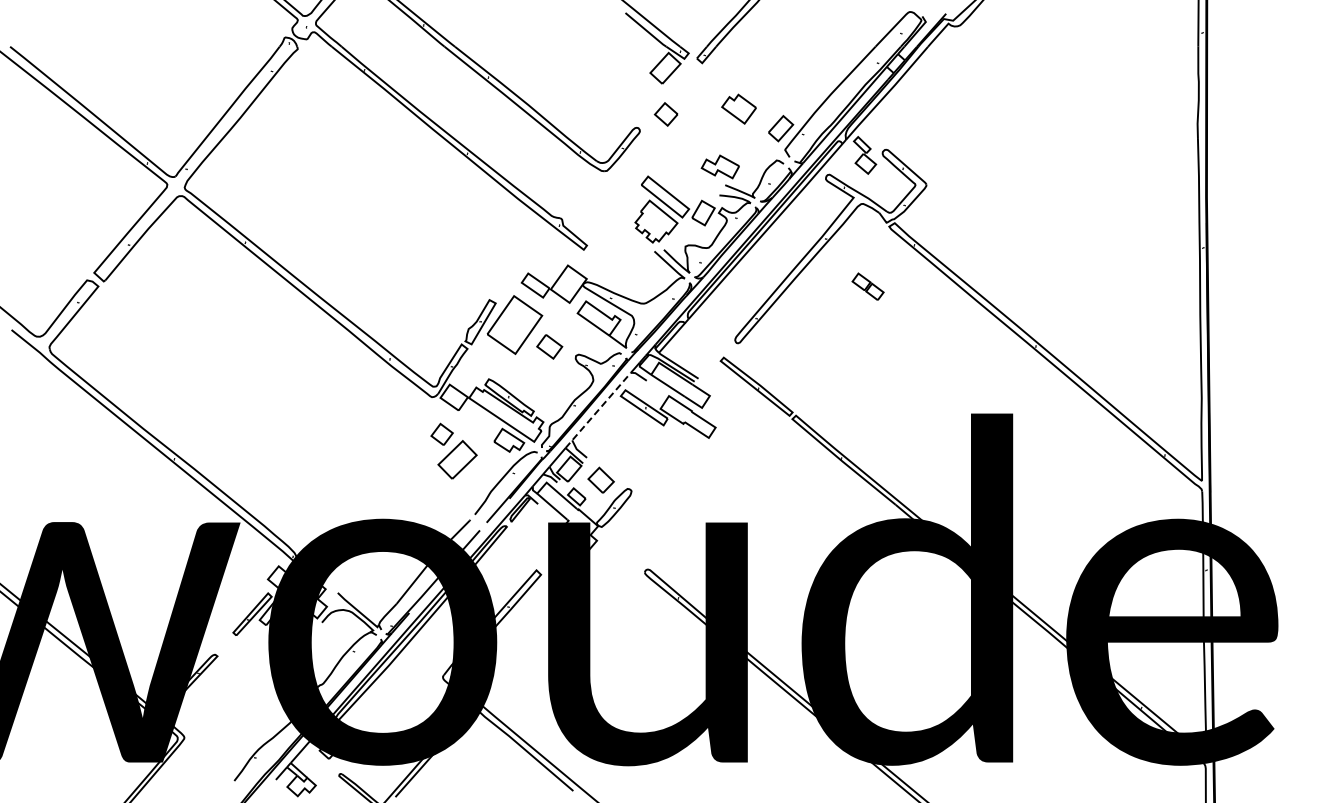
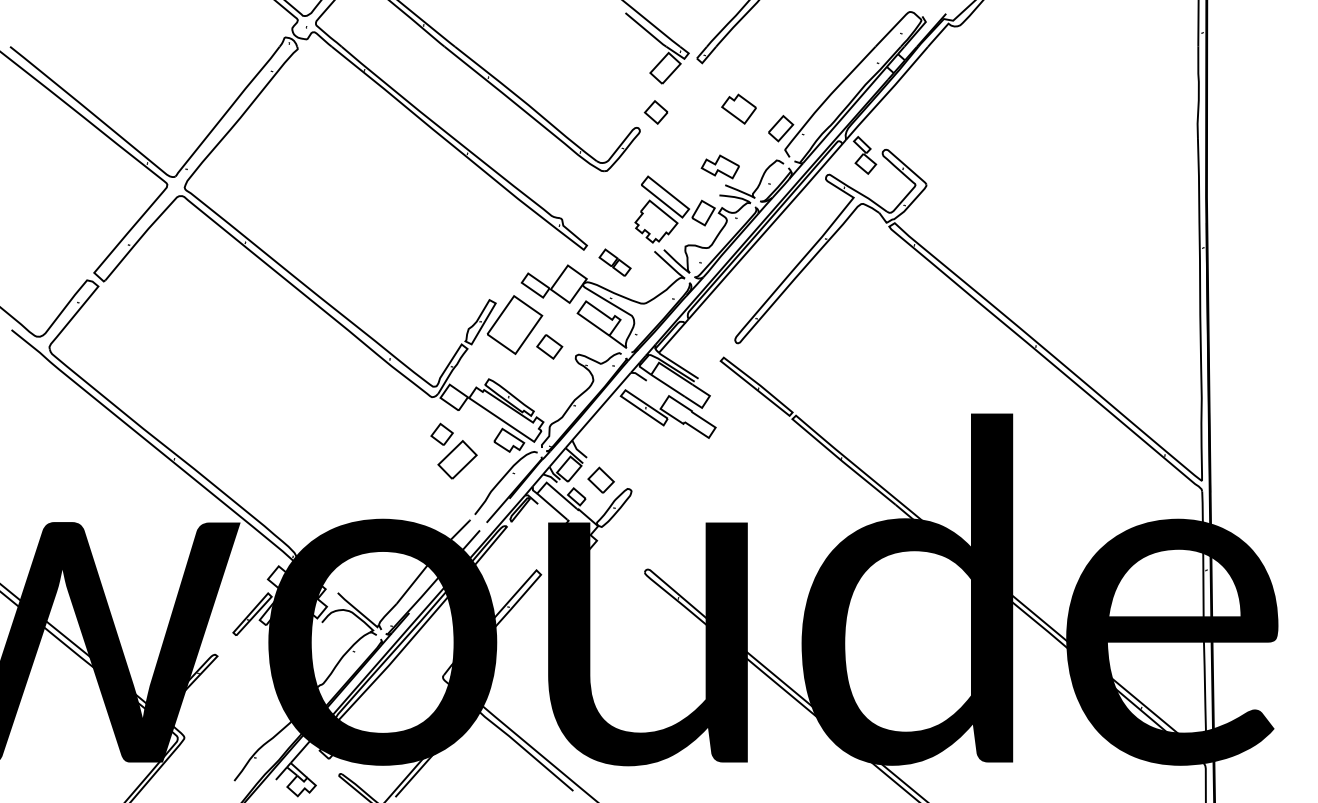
part position: (665, 114) -> (655, 112) (655, 112)
part position: (867, 286) -> (614, 262) (614, 262)
line: dashed -> solid (597, 411)
